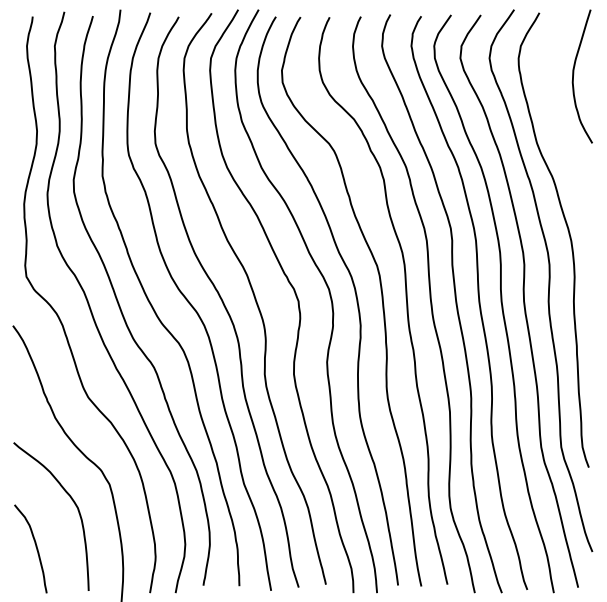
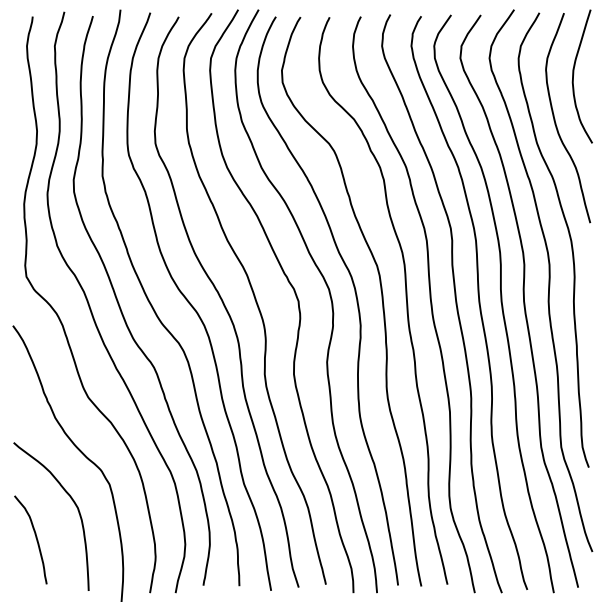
curve: none -> present (556, 122)
curve position: (35, 547) -> (35, 538) (35, 538)
